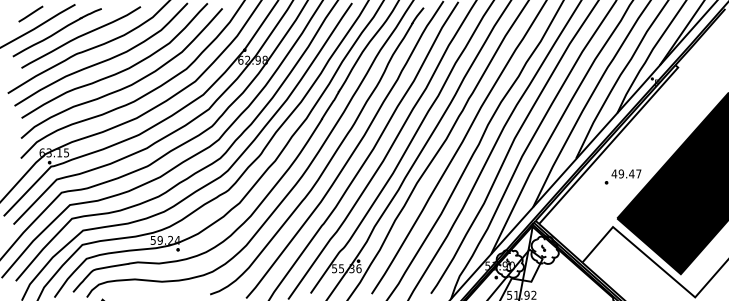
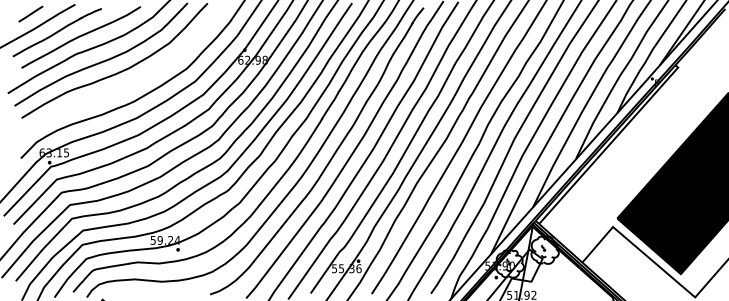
curve: present -> none (127, 85)
part: present -> none (622, 176)
